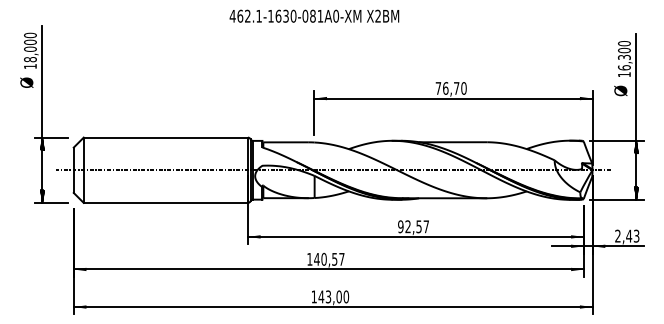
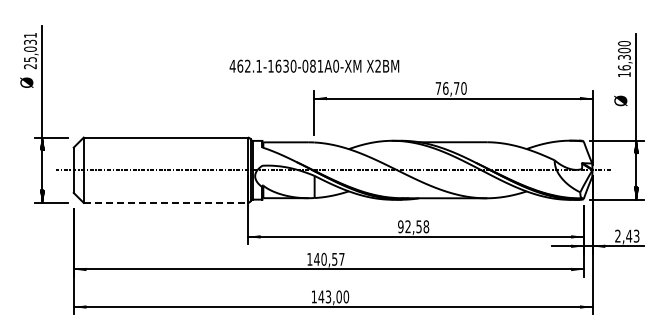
text position: (314, 15) -> (314, 65) (314, 65)
text: 18,000 -> 25,031 (29, 50)
text position: (620, 90) -> (620, 100) (620, 100)
line: solid -> dashed (166, 202)
text: 92,57 -> 92,58 (426, 226)
